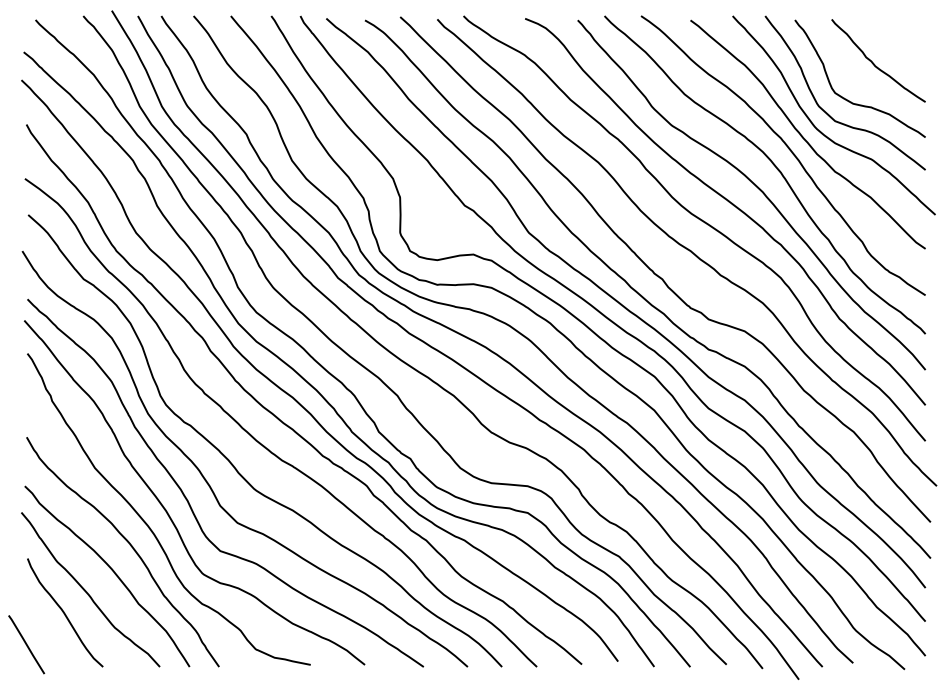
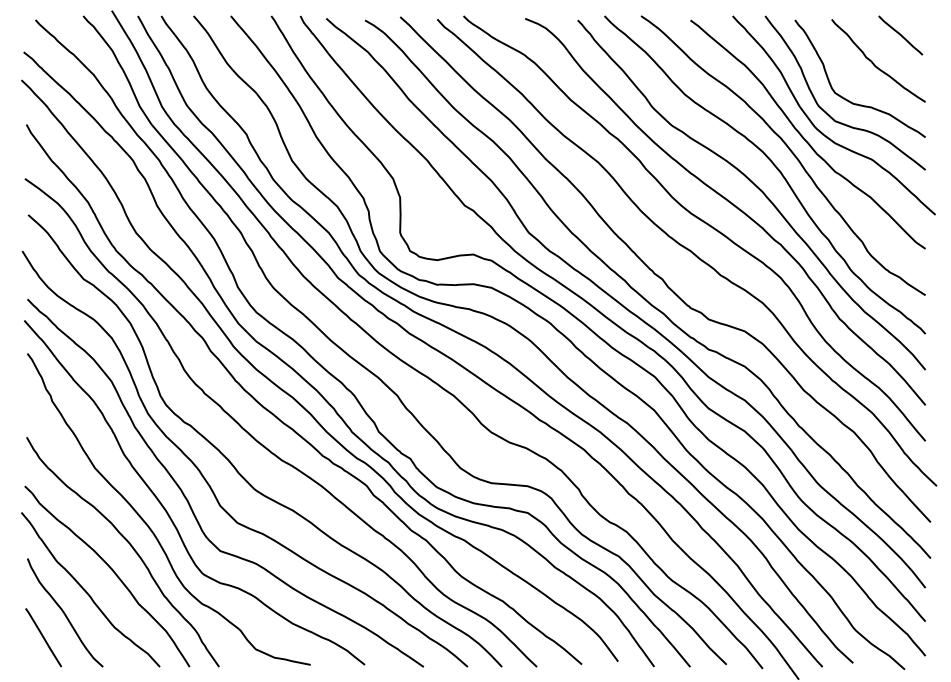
line: none -> present (900, 35)
line position: (26, 644) -> (43, 637) (43, 637)
